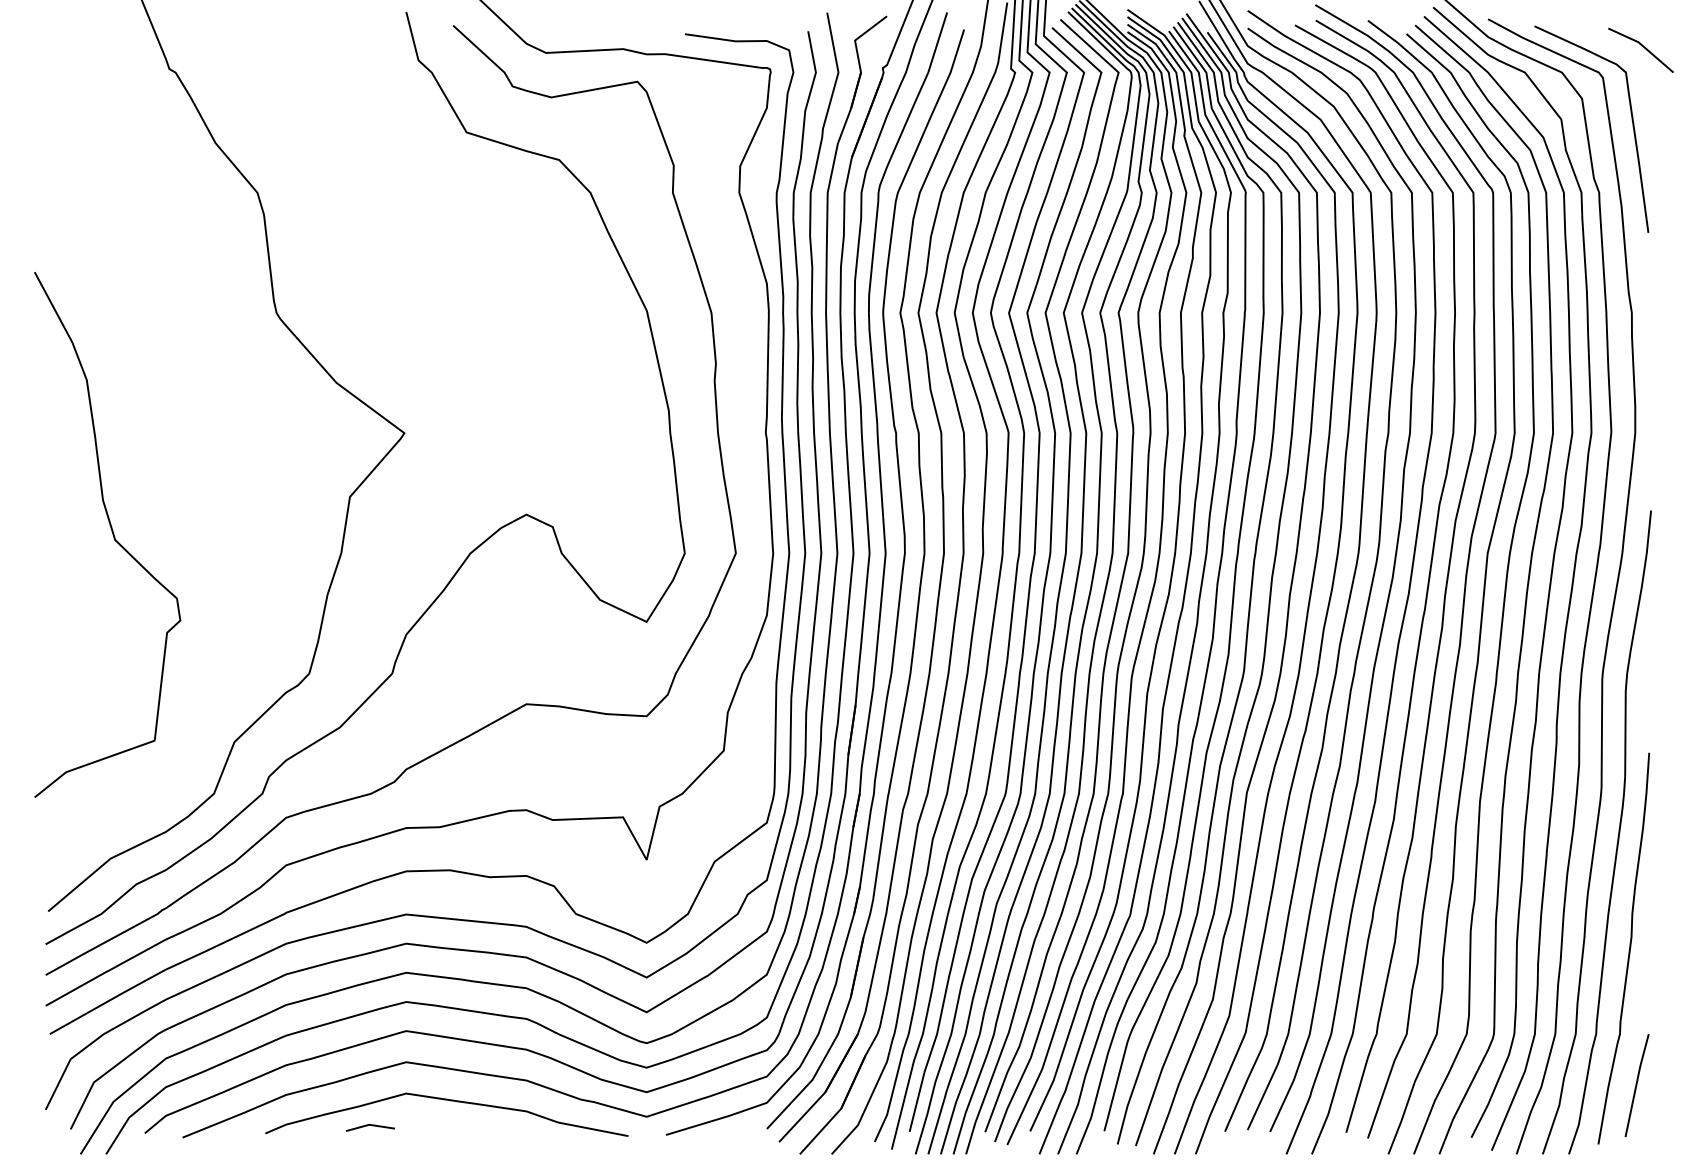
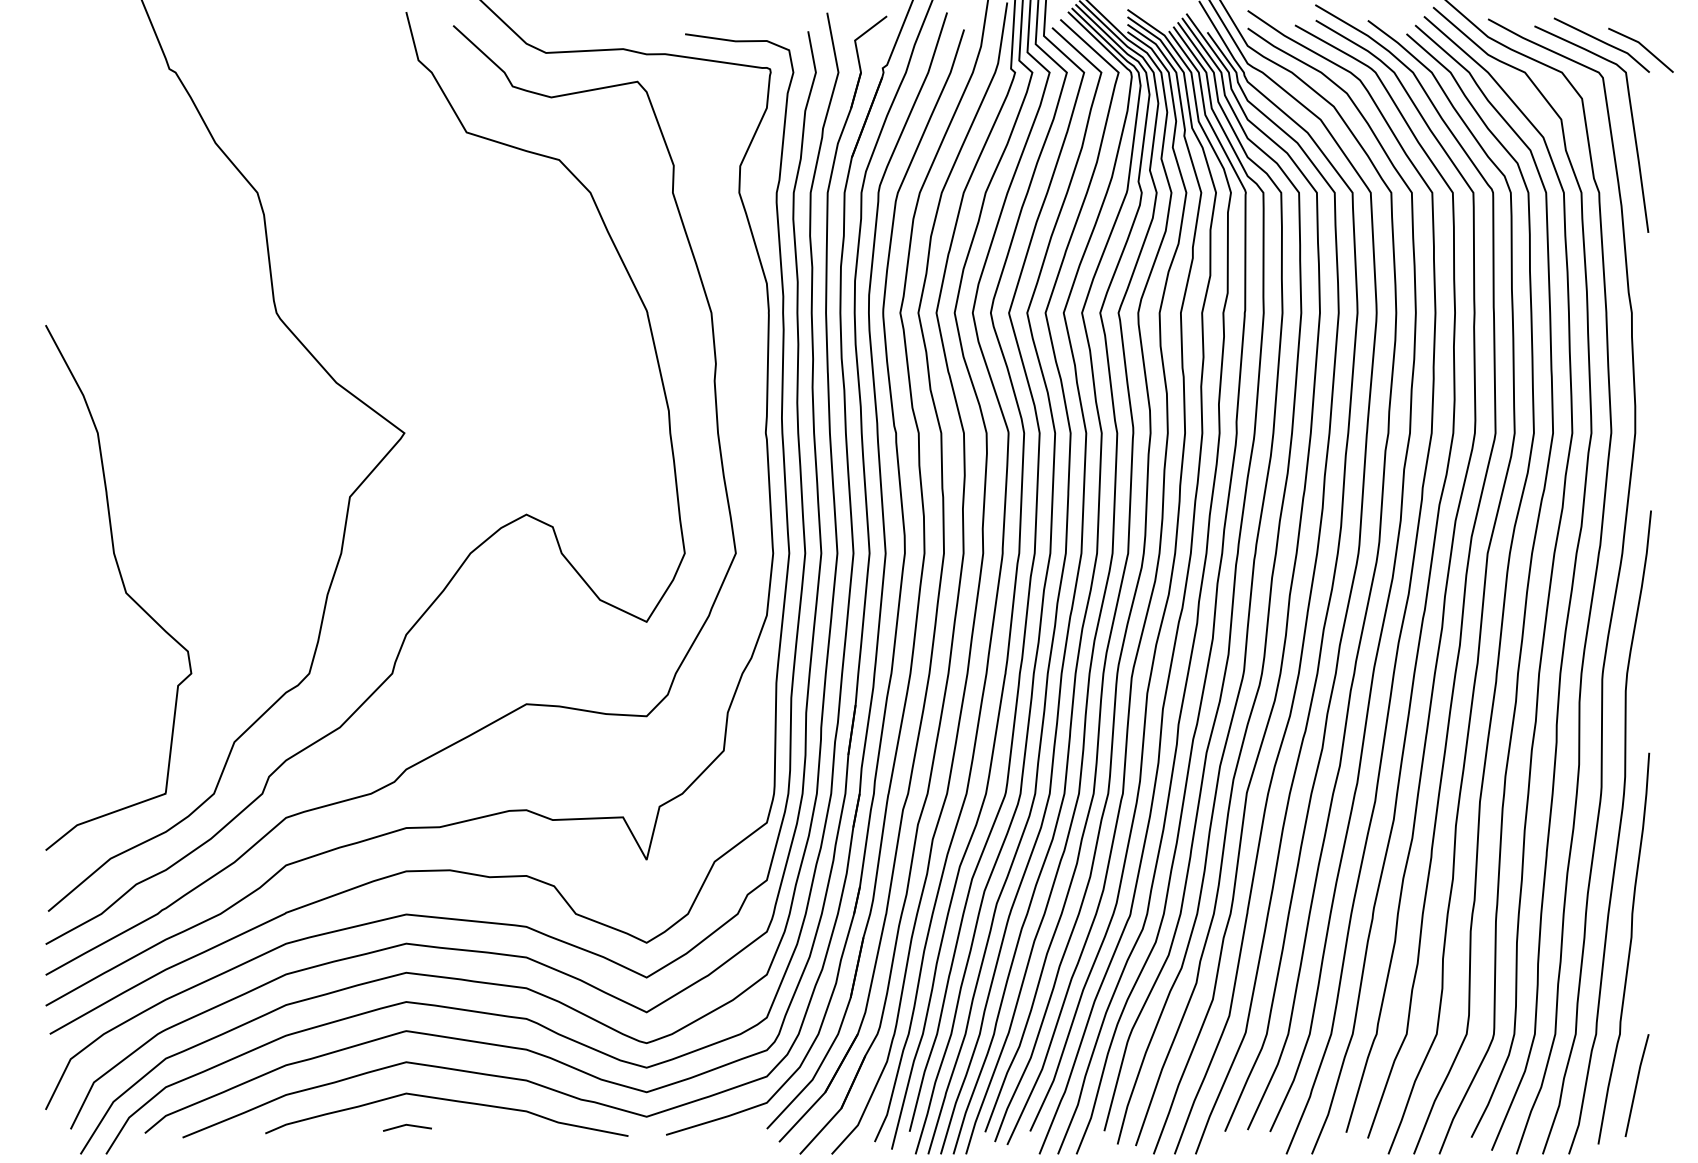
line: none -> present (1601, 42)
curve position: (111, 531) -> (122, 584) (122, 584)
line position: (370, 1125) -> (407, 1125) (407, 1125)
